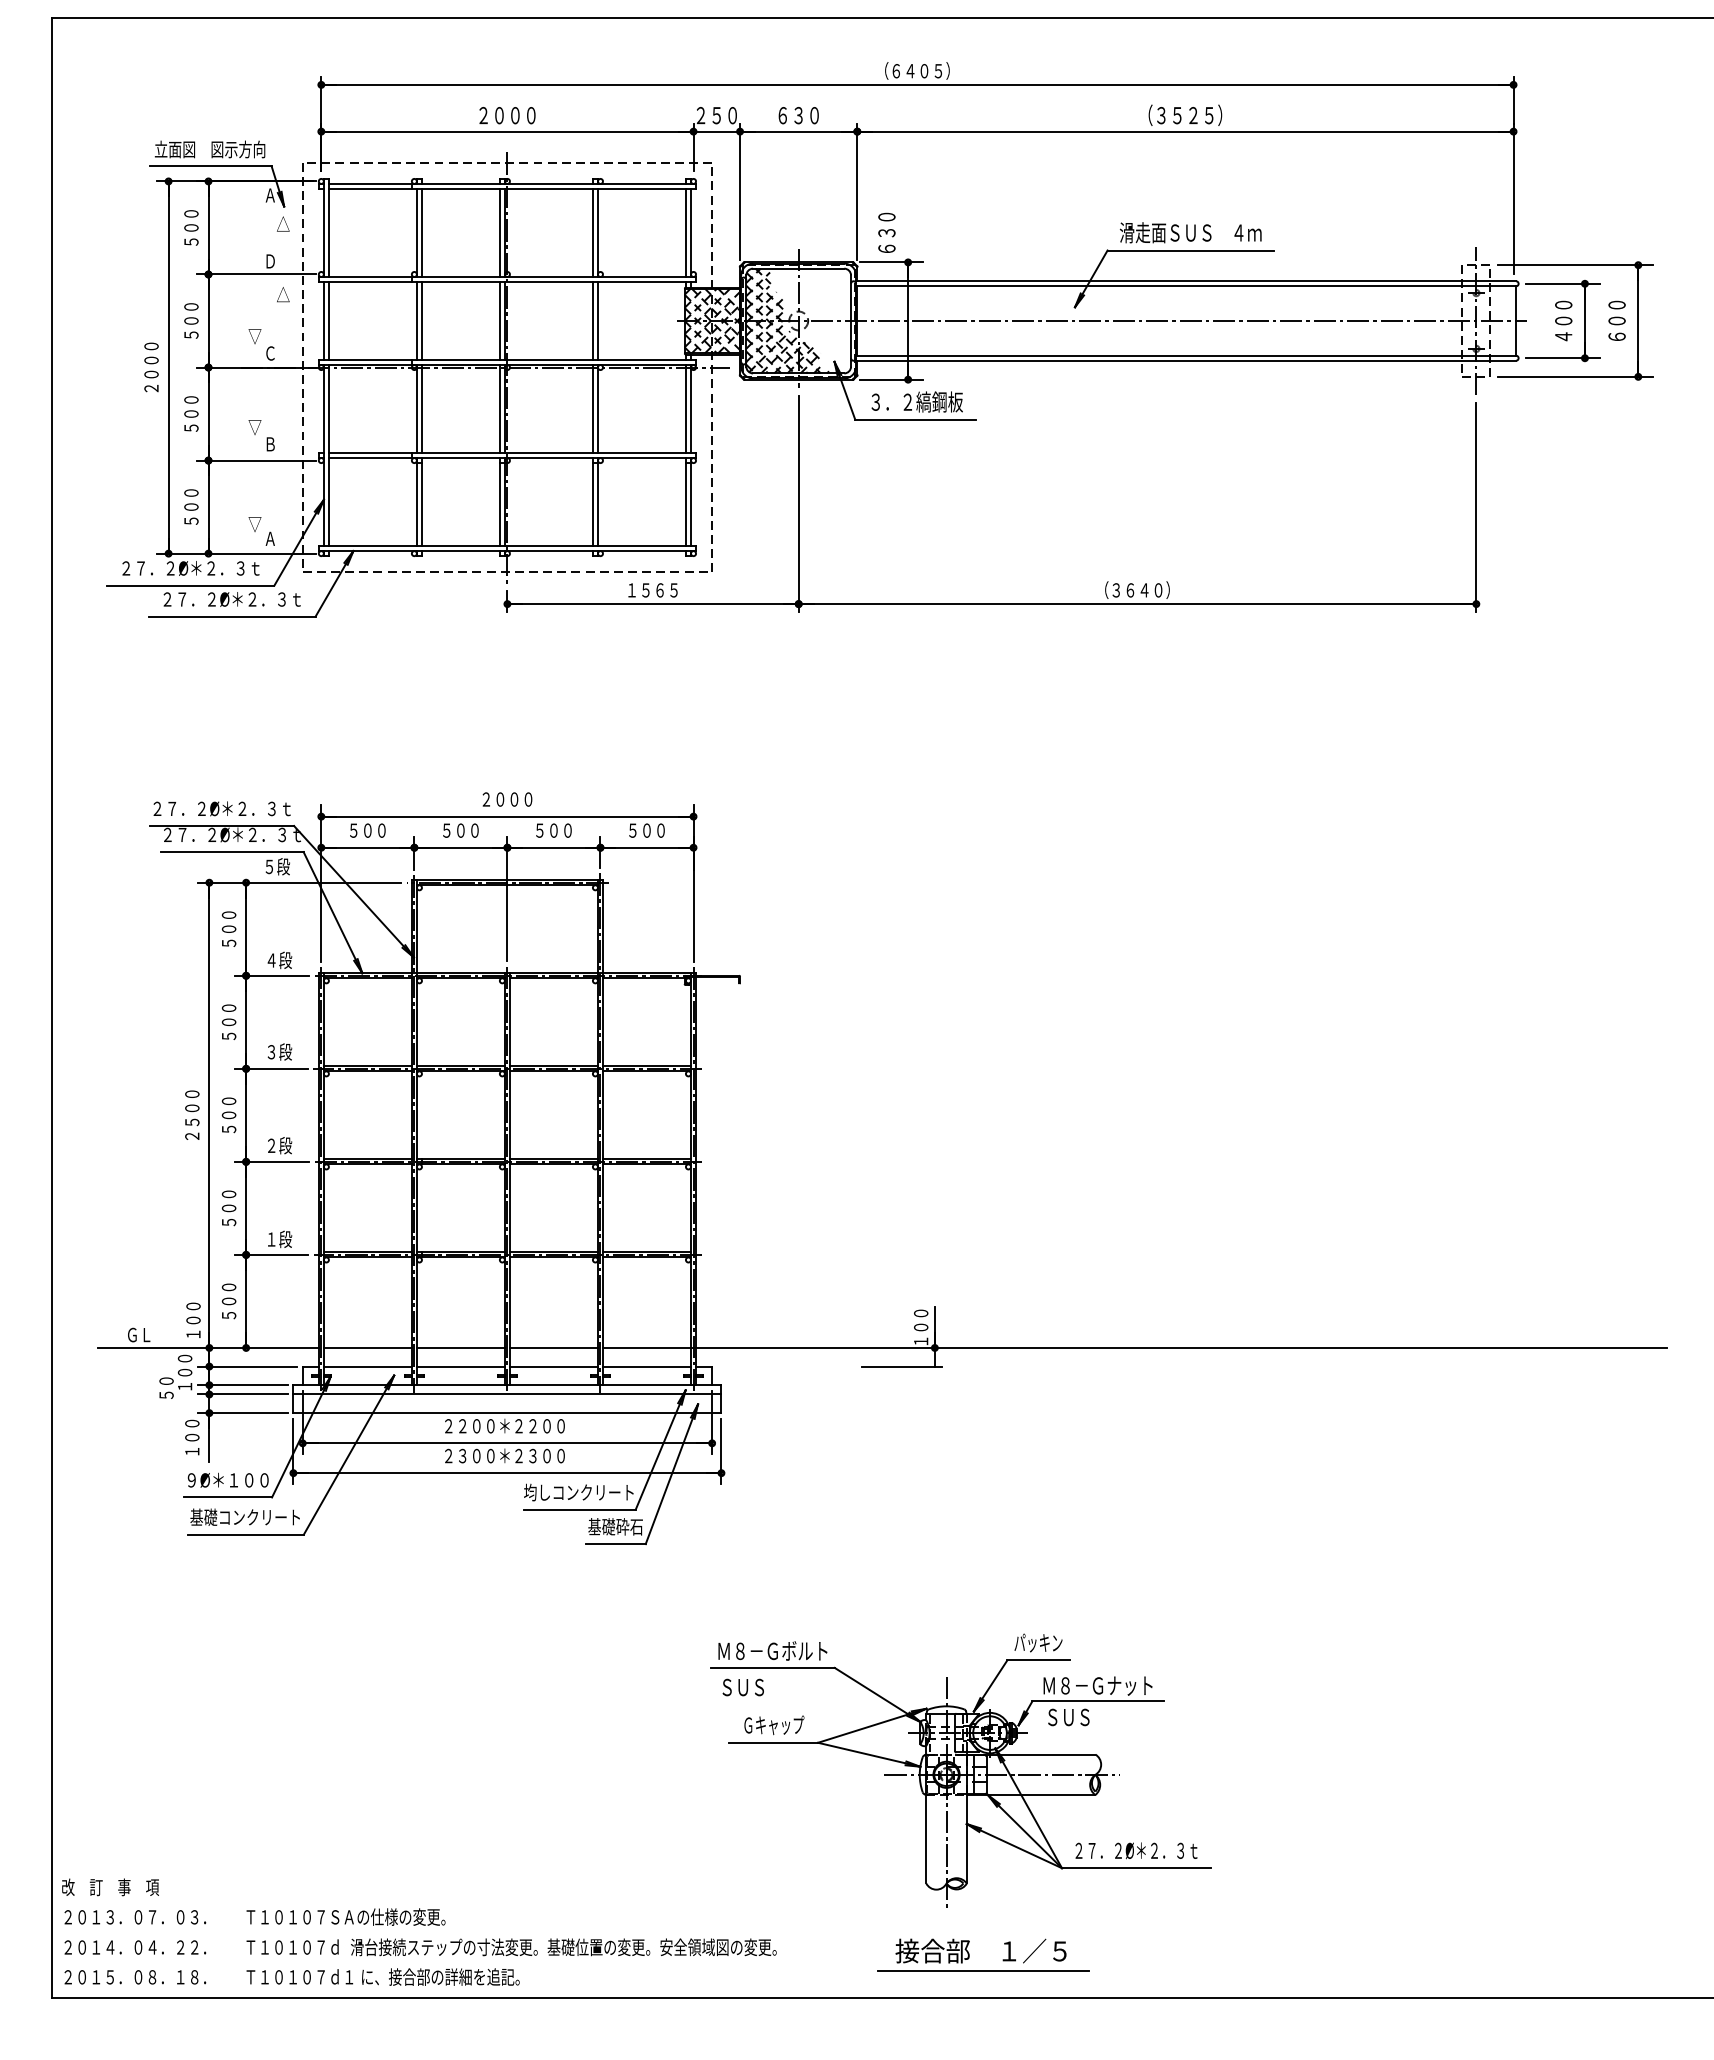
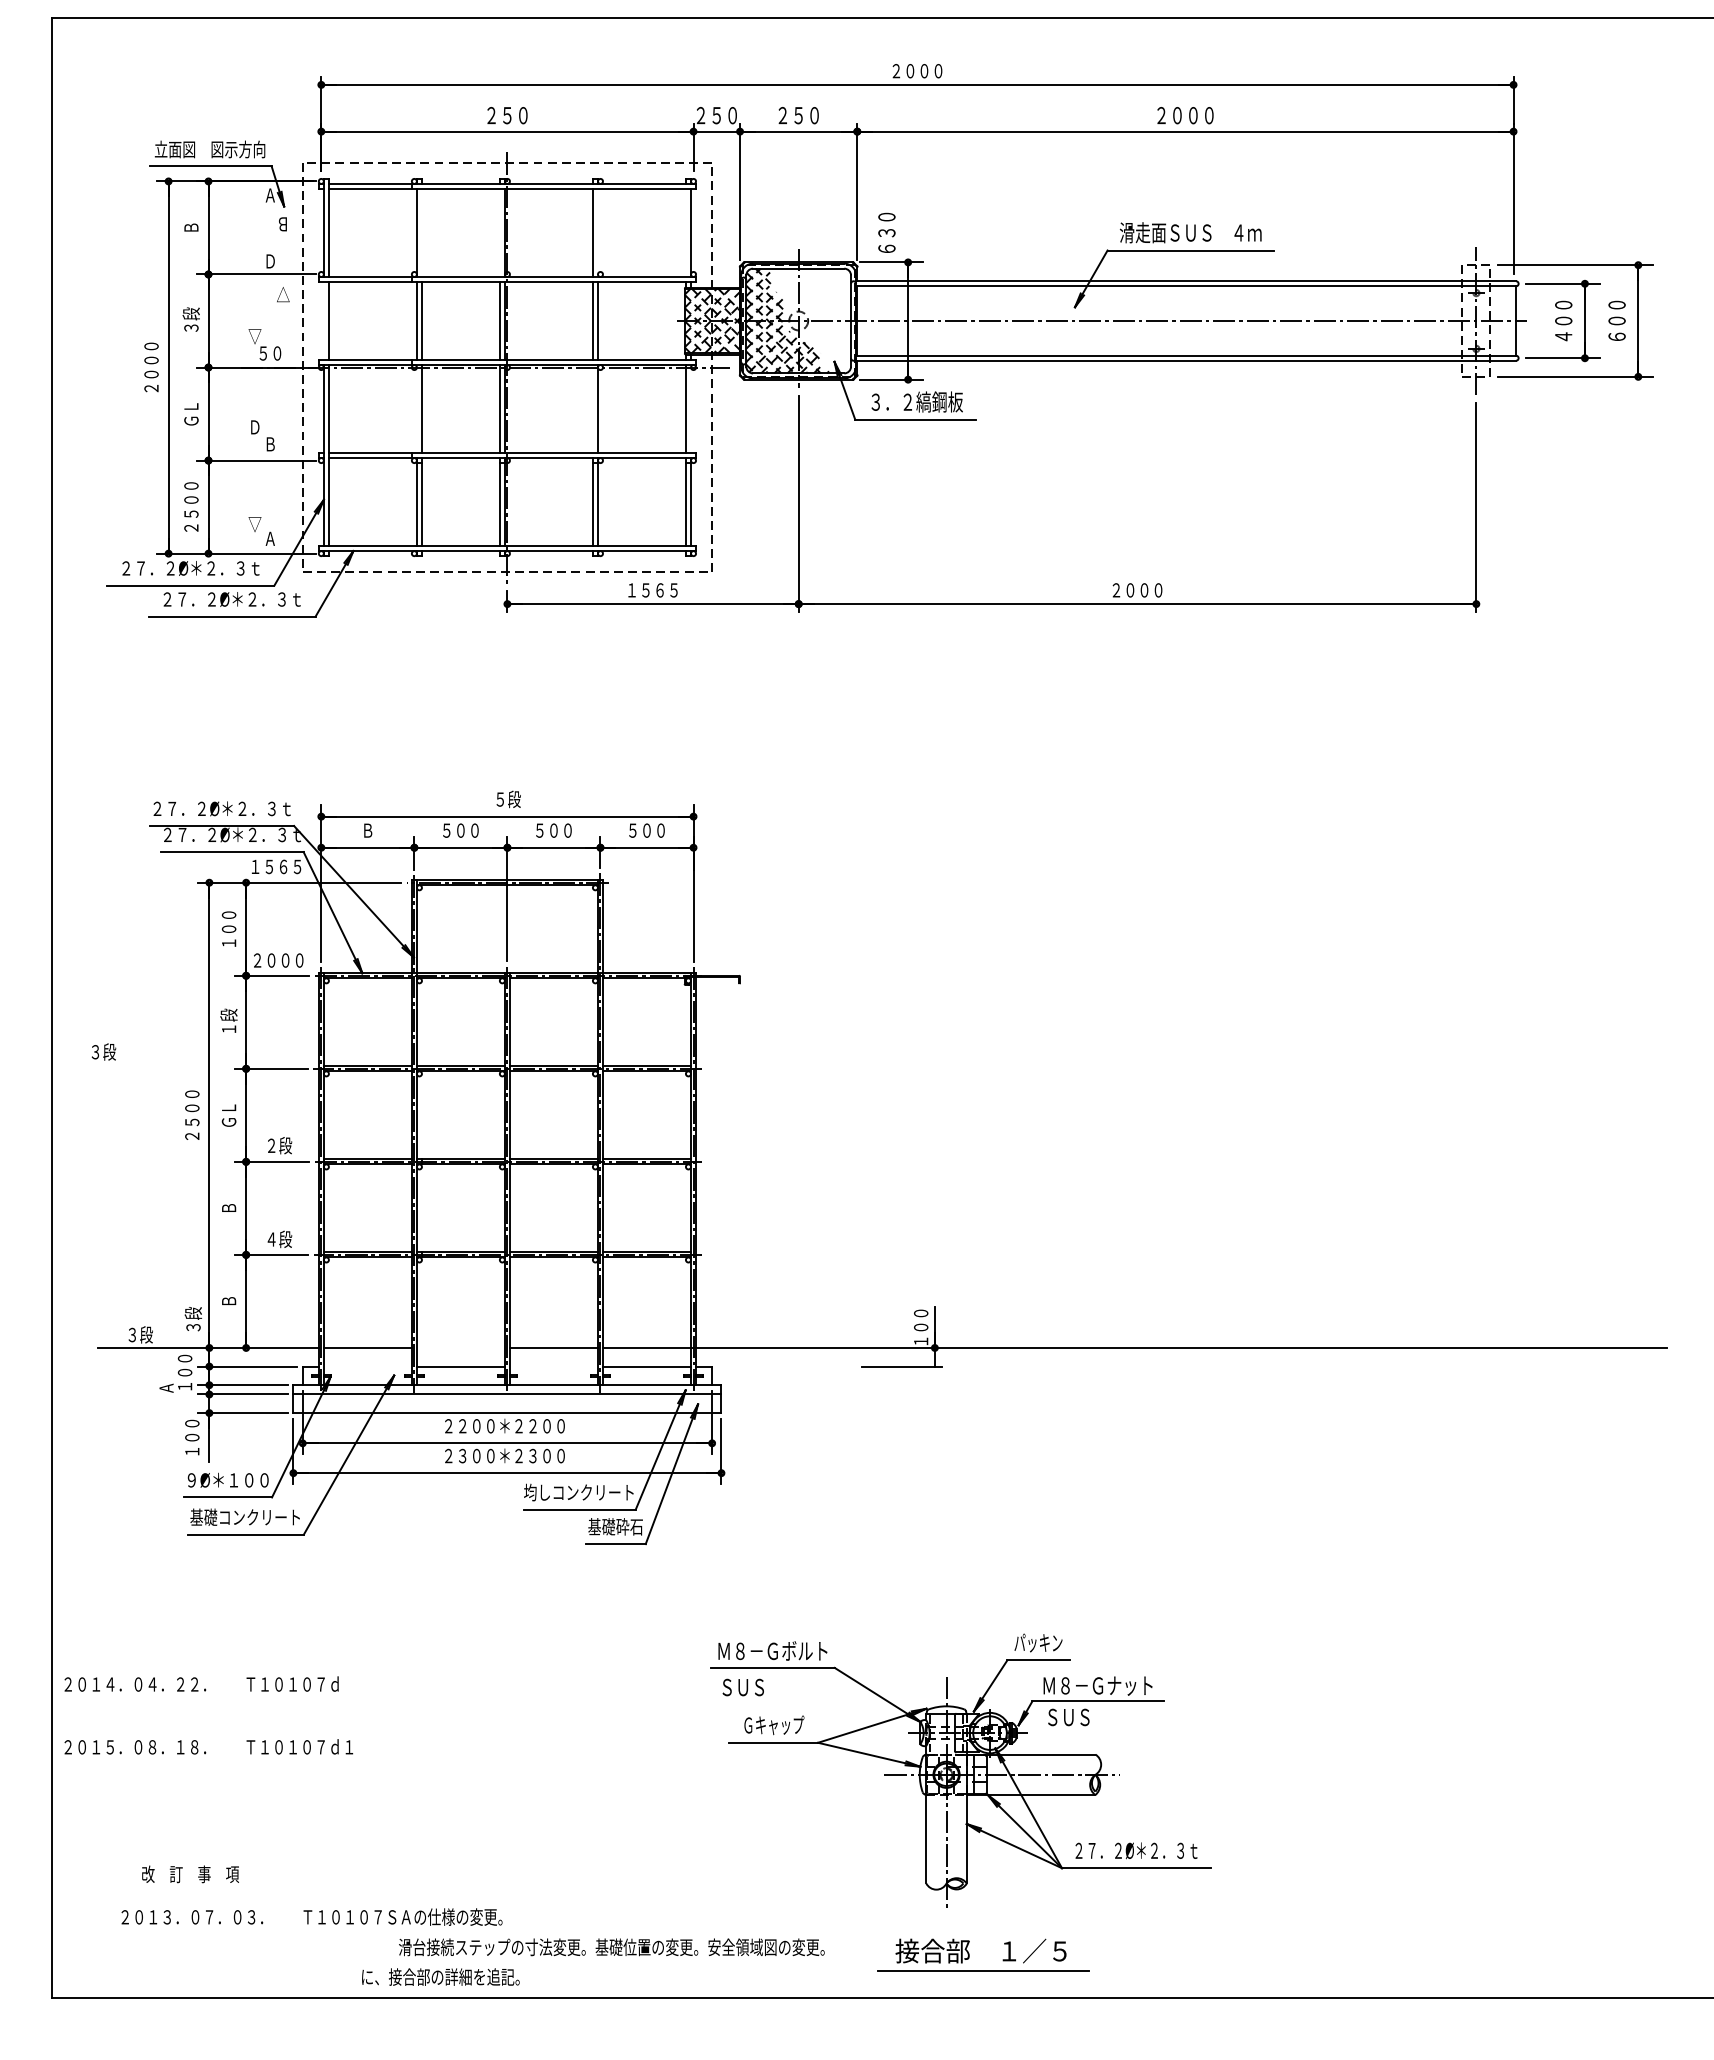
text: （６４０５） -> ２０００ (917, 70)
text: （３５２５） -> ２０００ (1185, 114)
text: ２０００ -> ２５０ (507, 115)
text: ６３０ -> ２５０ (790, 115)
text: ▽ -> Ｂ (283, 223)
text: ５００ -> Ｂ (191, 227)
line: present -> none (421, 233)
line: present -> none (499, 233)
line: present -> none (597, 233)
line: present -> none (685, 233)
text: ５００ -> ３段 (190, 320)
line: present -> none (323, 320)
text: Ｃ -> ５０ (270, 353)
line: present -> none (416, 409)
line: present -> none (592, 409)
line: present -> none (691, 409)
text: ５００ -> ＧＬ (191, 413)
text: ▽ -> Ｄ (254, 427)
text: ５００ -> ２５００ (191, 506)
text: （３６４０） -> ２０００ (1137, 589)
text: ２０００ -> ５段 (507, 799)
text: ５００ -> Ｂ (367, 830)
text: ５段 -> １５６５ (276, 866)
text: ５００ -> １００ (229, 942)
text: ４段 -> ２０００ (278, 960)
text: ５００ -> １段 (228, 1022)
text position: (279, 1051) -> (103, 1051) (103, 1051)
text: ５００ -> ＧＬ (228, 1115)
text: ５００ -> Ｂ (228, 1208)
text: １段 -> ４段 (271, 1239)
text: ５００ -> Ｂ (228, 1301)
text: １００ -> ３段 (193, 1320)
text: ＧＬ -> ３段 (140, 1334)
line: present -> none (460, 1347)
line: present -> none (367, 1366)
line: present -> none (553, 1366)
text: ５０ -> Ａ (166, 1387)
text position: (110, 1887) -> (190, 1874) (190, 1874)
text position: (254, 1916) -> (311, 1916) (311, 1916)
text position: (201, 1946) -> (201, 1683) (201, 1683)
text position: (563, 1947) -> (611, 1947) (611, 1947)
text position: (208, 1976) -> (208, 1746) (208, 1746)
